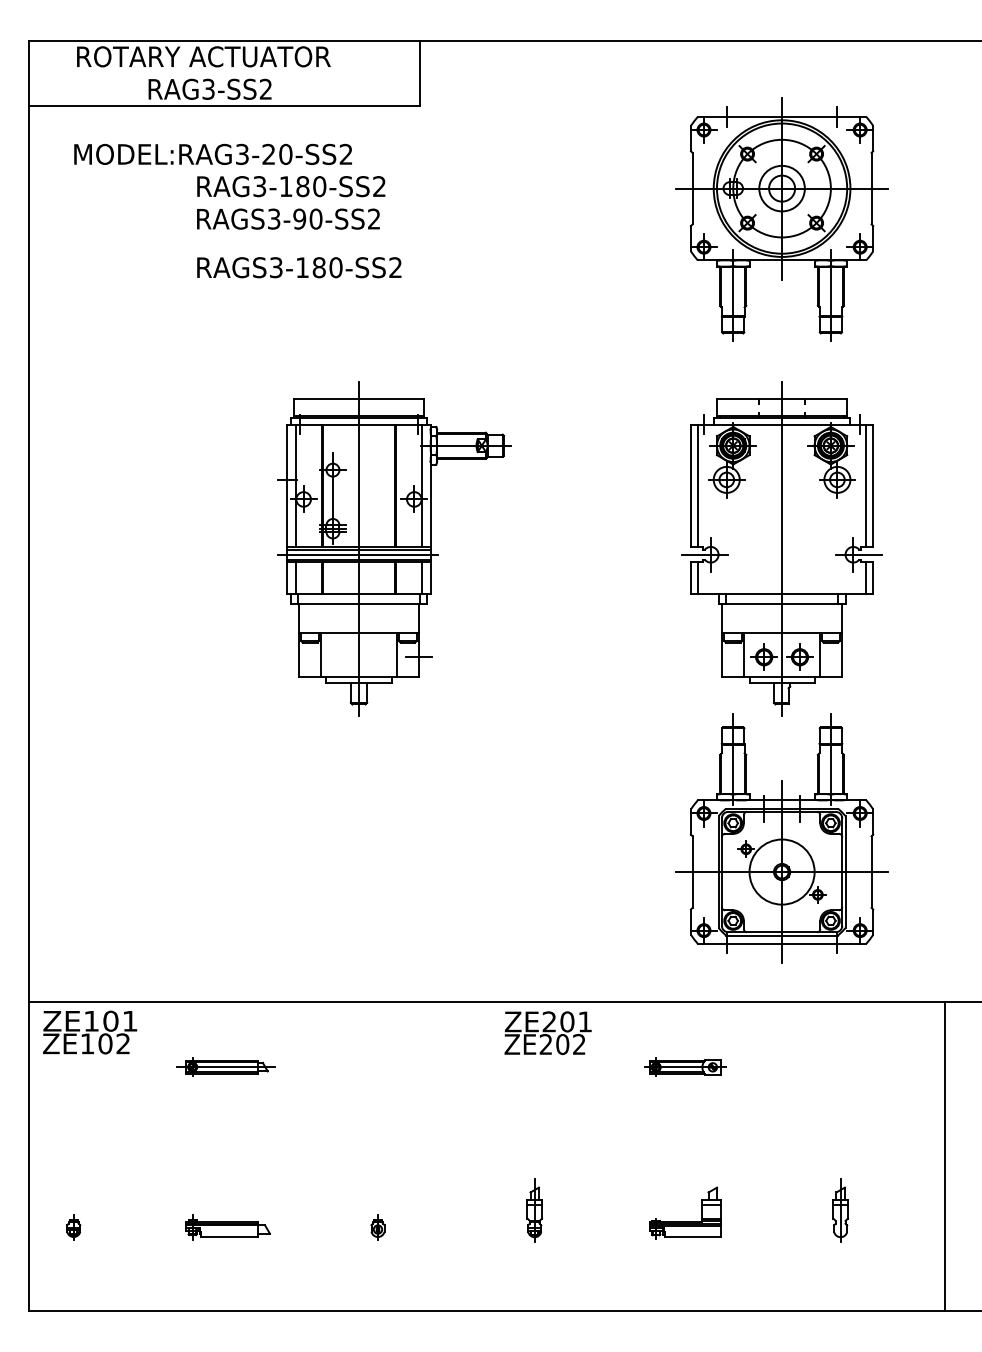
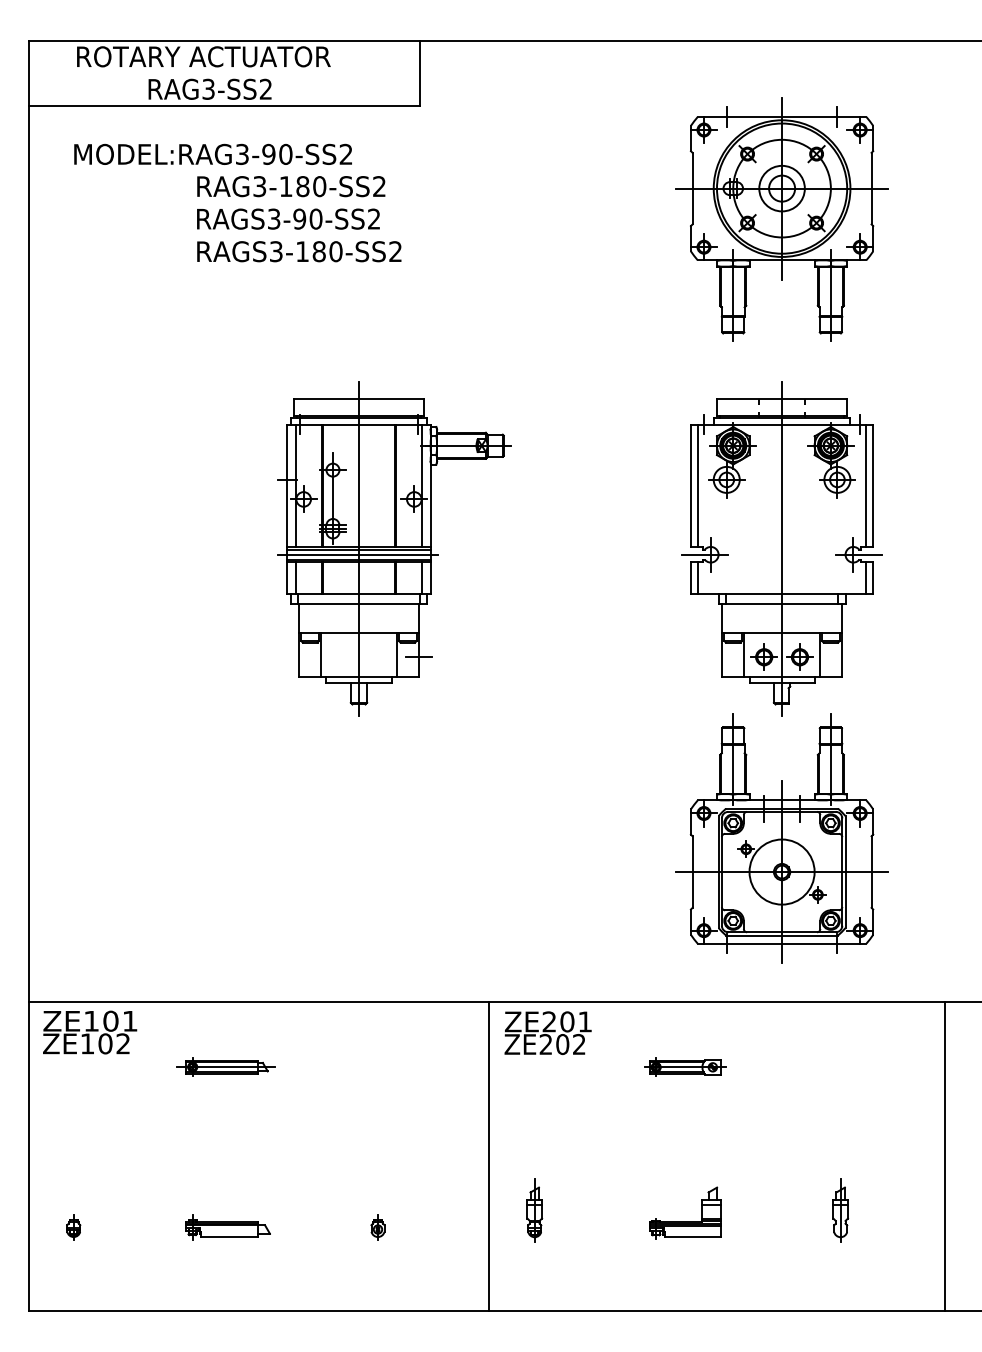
text: MODEL:RAG3-20-SS2 -> MODEL:RAG3-90-SS2 (268, 154)
text position: (299, 267) -> (299, 251) (299, 251)
line: none -> present (489, 1156)
